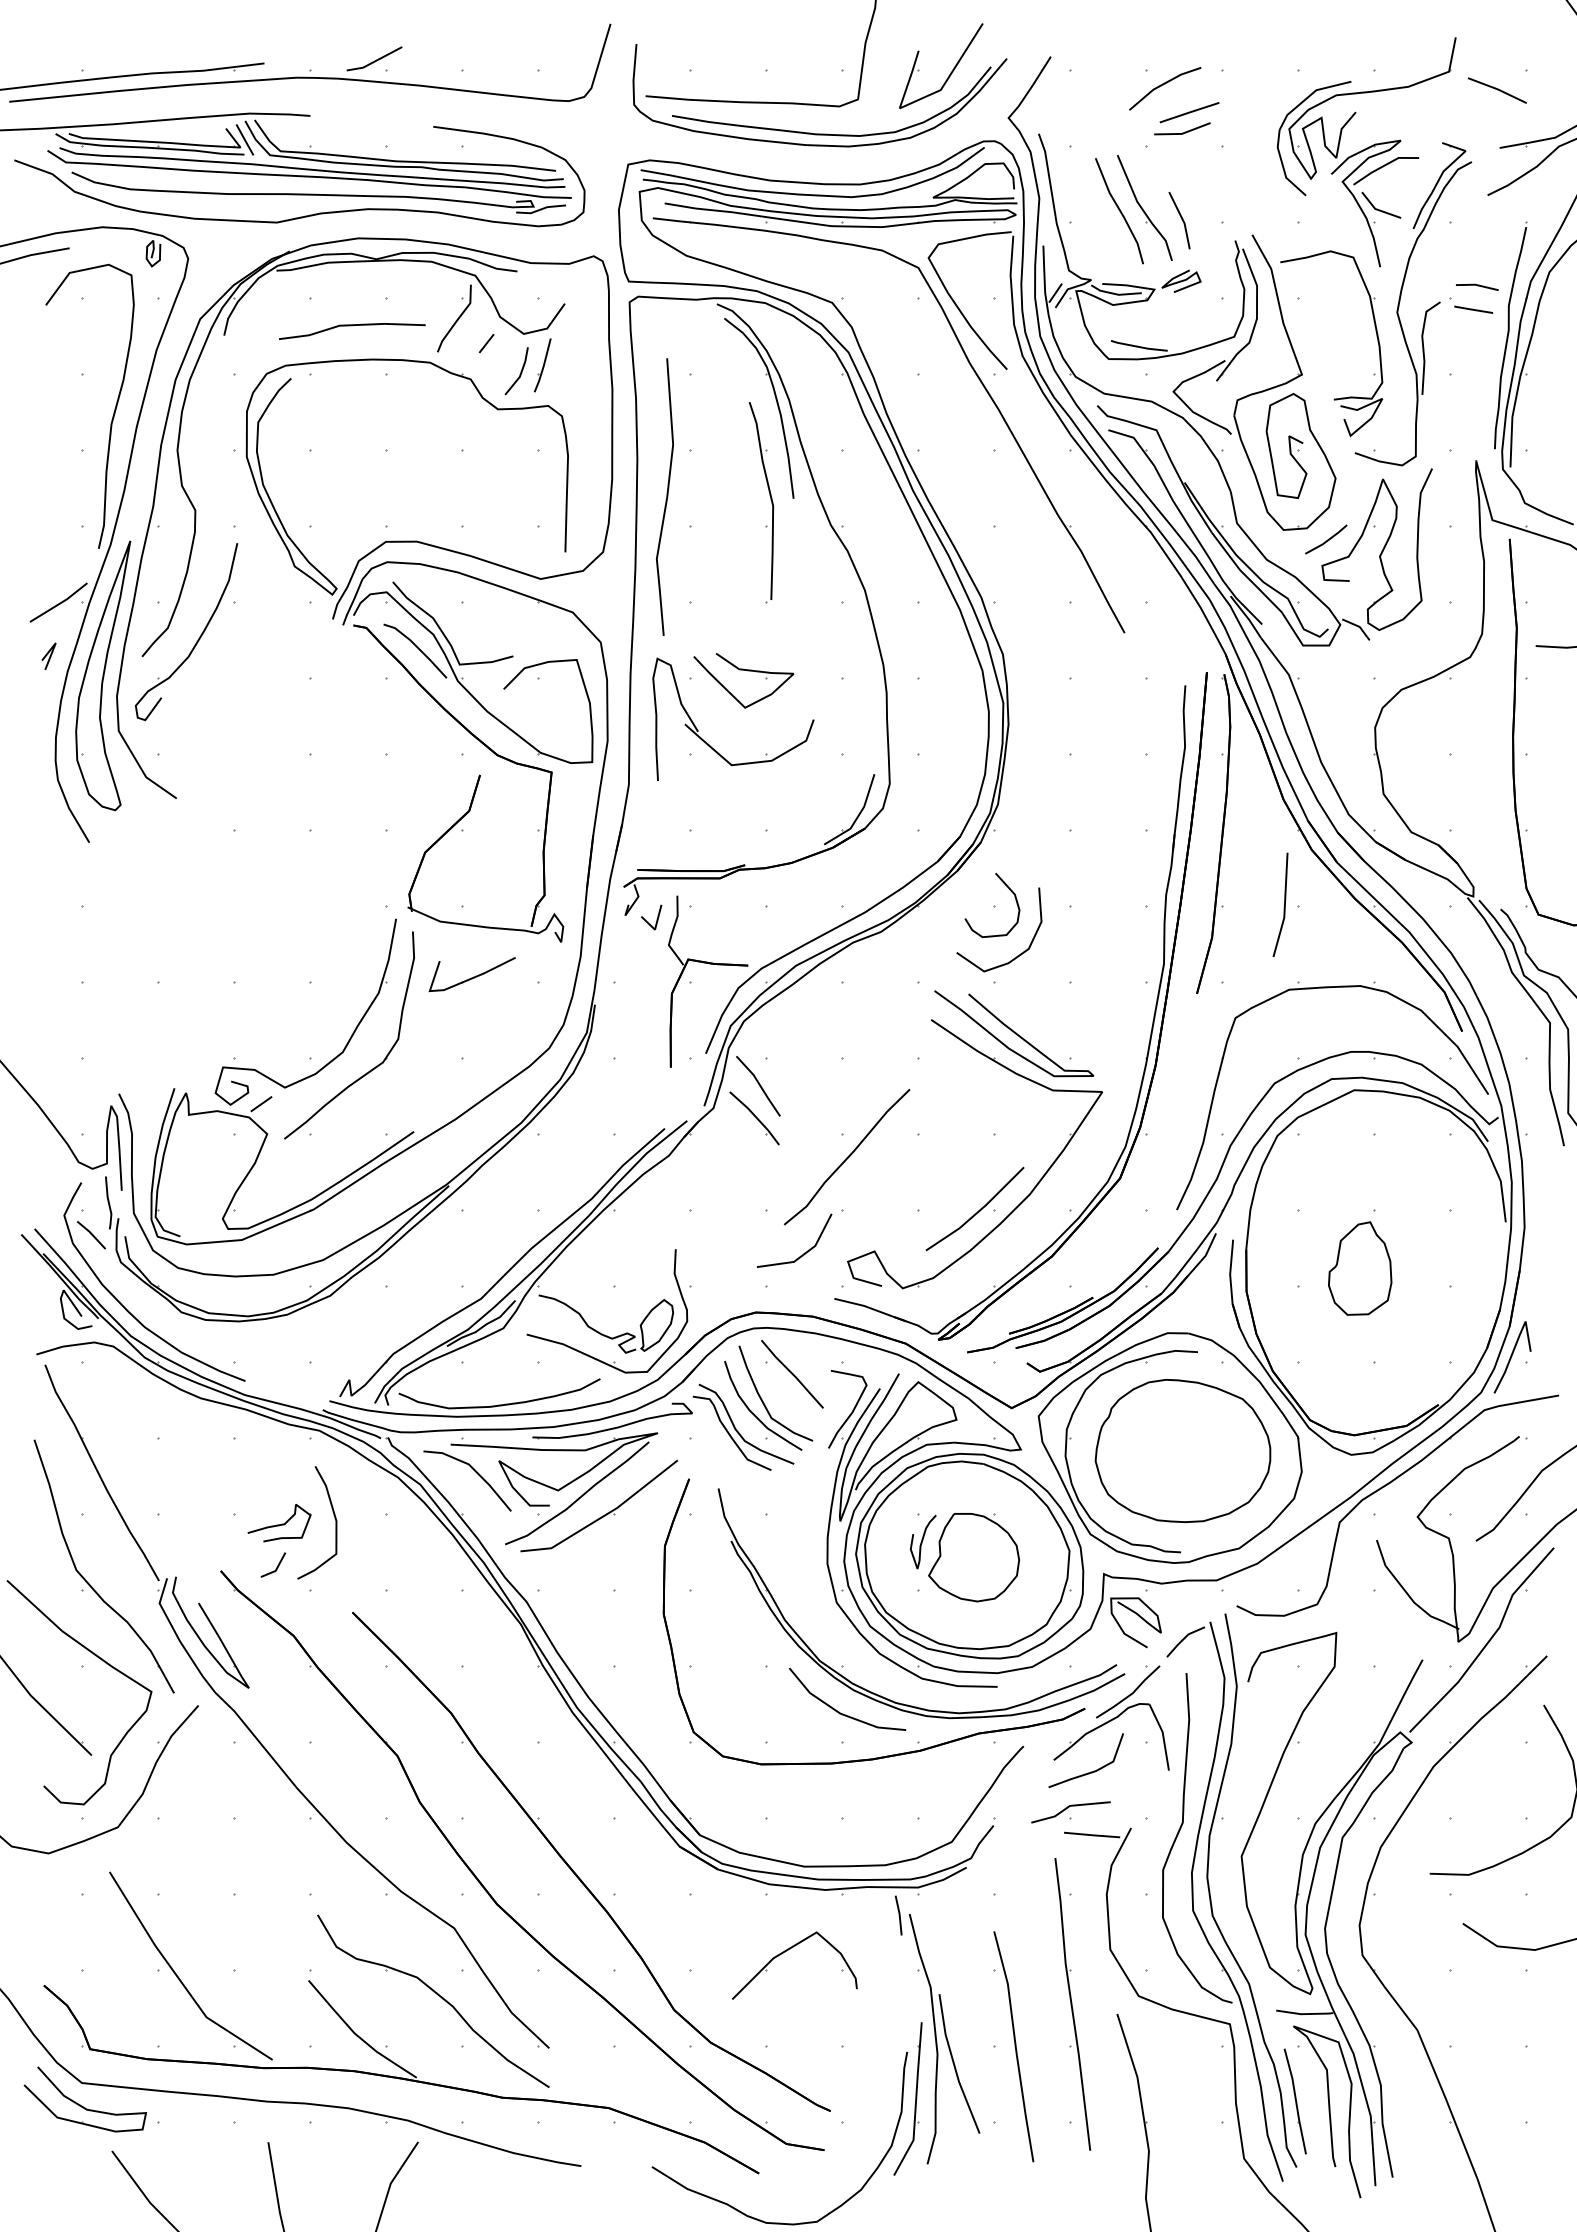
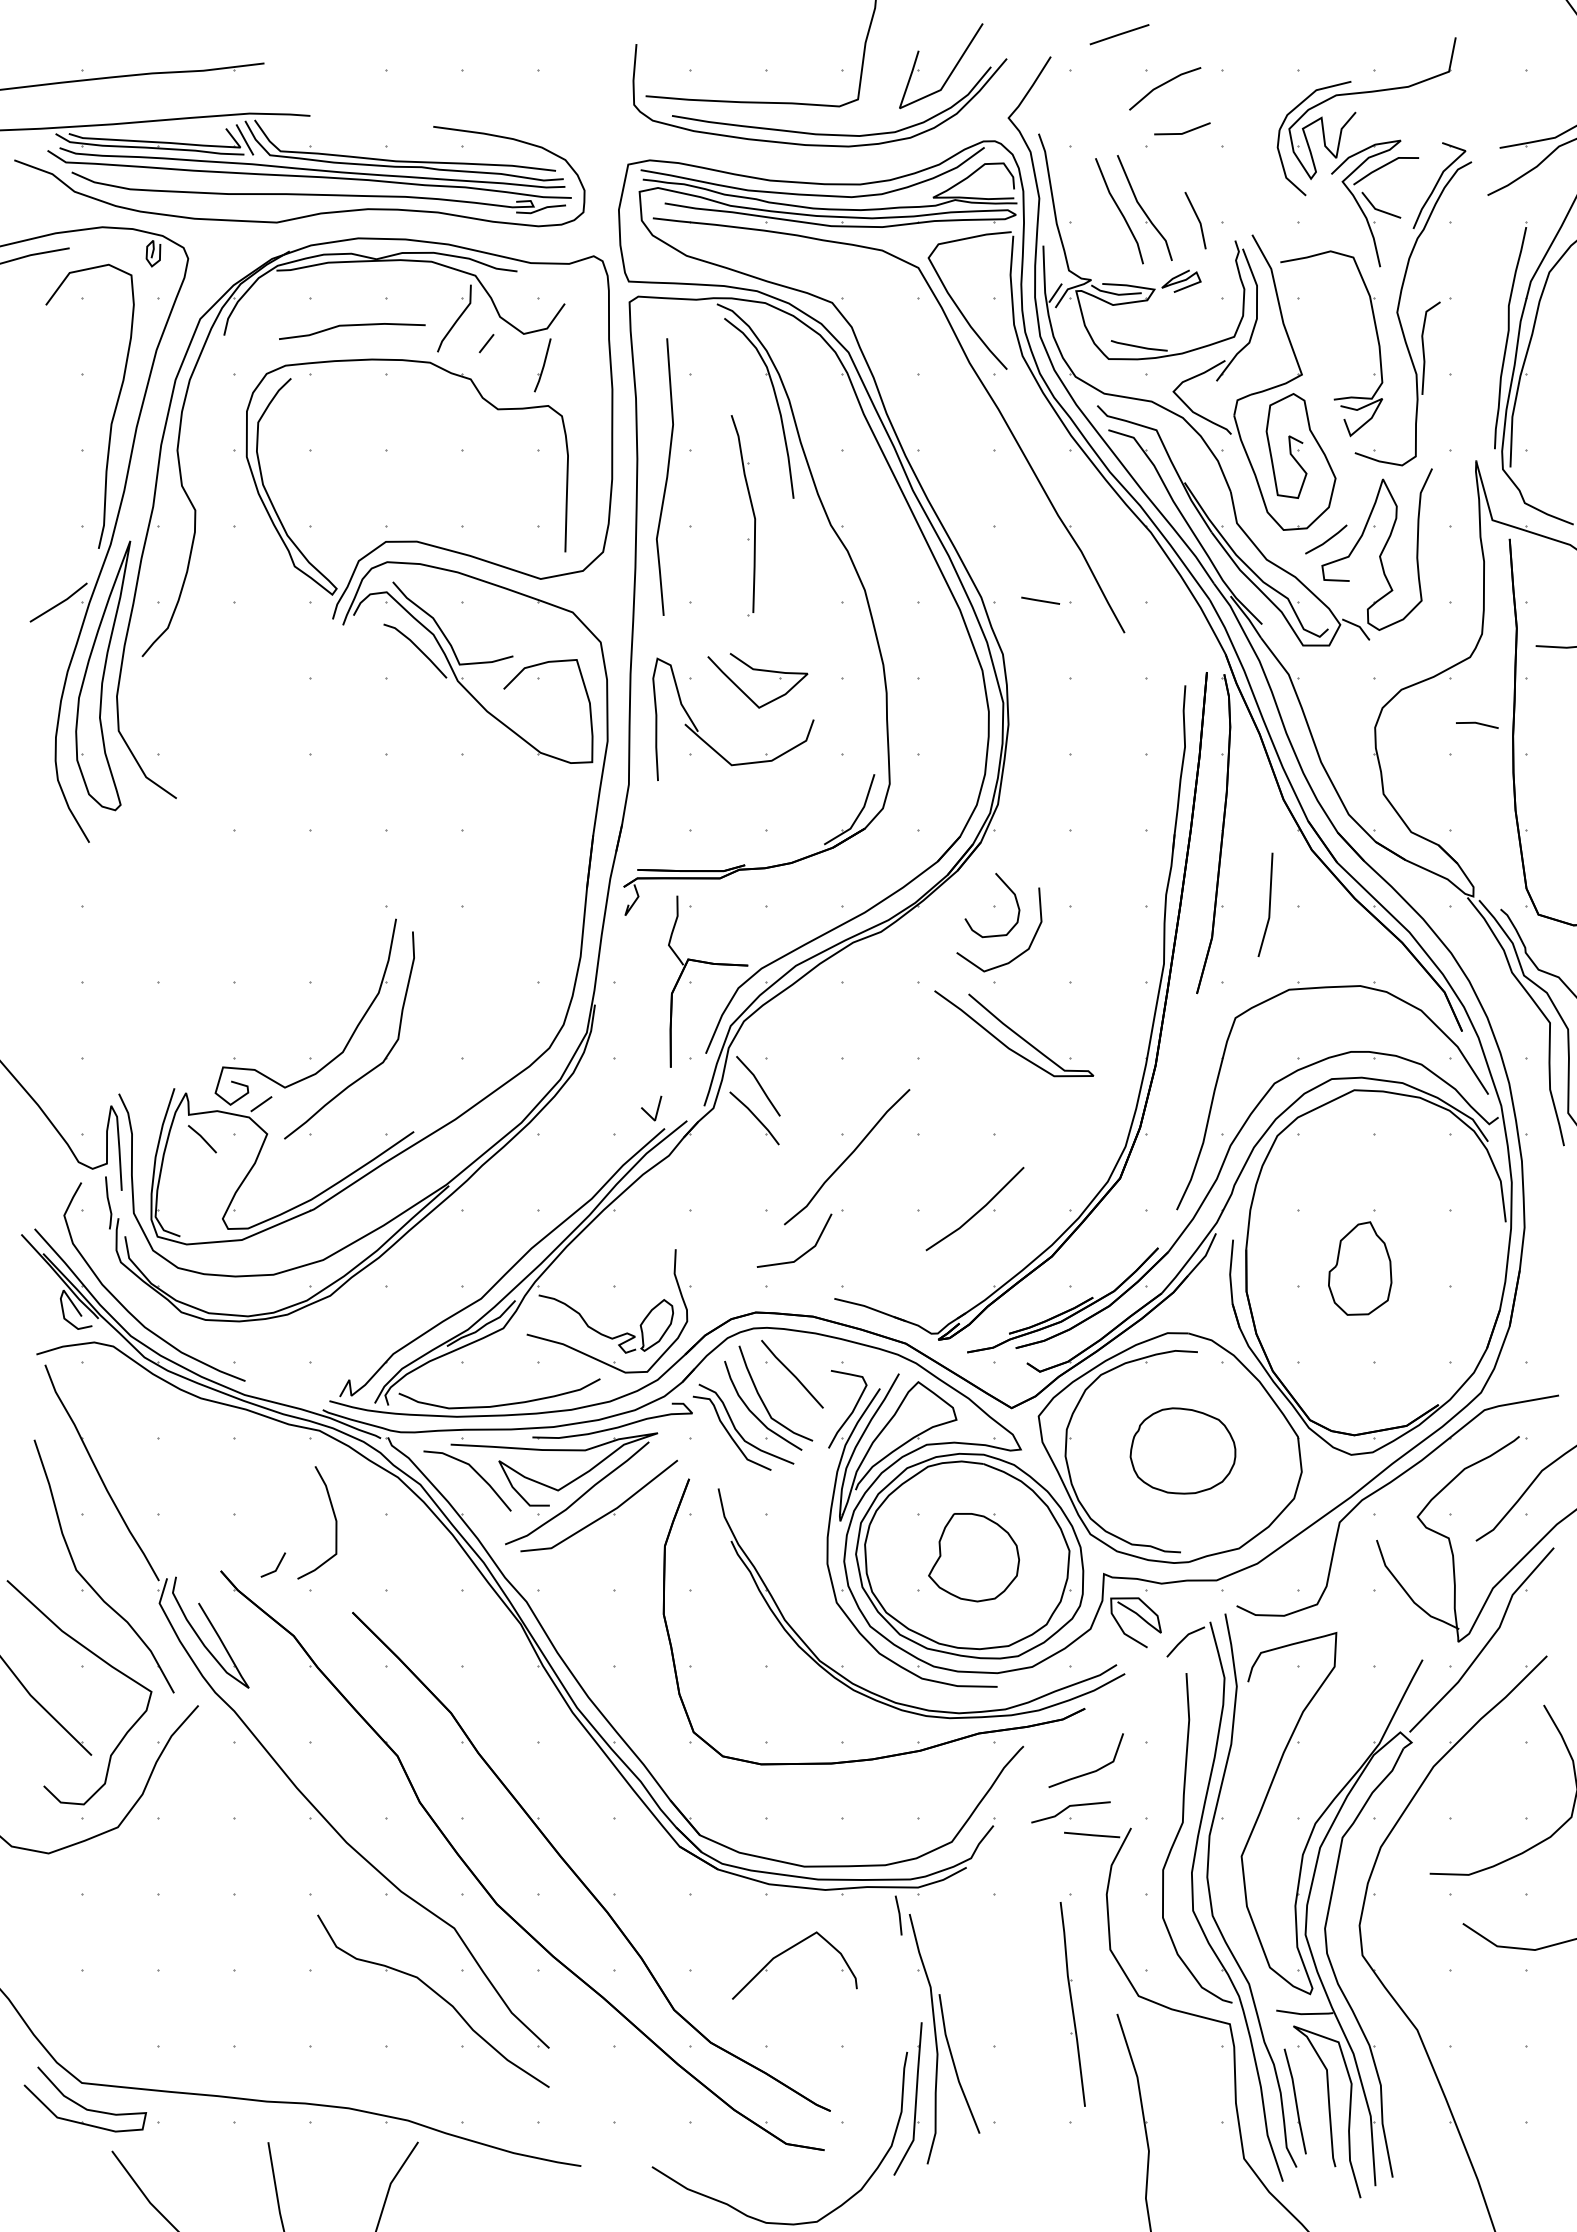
part: present -> none (310, 69)
line: present -> none (1496, 89)
line position: (1189, 112) -> (1119, 34) (1119, 34)
line position: (1181, 219) -> (1197, 219) (1197, 219)
line position: (1477, 286) -> (1477, 724) (1477, 724)
line position: (1473, 309) -> (1040, 600) (1040, 600)
line: present -> none (520, 371)
curve position: (666, 496) -> (666, 476) (666, 476)
part position: (770, 499) -> (752, 512) (752, 512)
part: present -> none (197, 639)
line: present -> none (48, 654)
part position: (747, 671) -> (761, 671) (761, 671)
part: present -> none (474, 789)
line position: (1284, 904) -> (1269, 904) (1269, 904)
line position: (656, 919) -> (656, 1110) (656, 1110)
part: present -> none (471, 974)
part: present -> none (1021, 1201)
line position: (91, 1235) -> (202, 1139) (202, 1139)
curve: present -> none (1512, 1356)
part size: 178x144 px -> 108x88 px (1182, 1450)
part: present -> none (279, 1523)
curve: present -> none (922, 1541)
line: present -> none (839, 1711)
part: present -> none (1111, 1717)
part size: 38x293 px -> 27x205 px (1072, 2004)
part: present -> none (1013, 2046)
part: present -> none (381, 2053)
